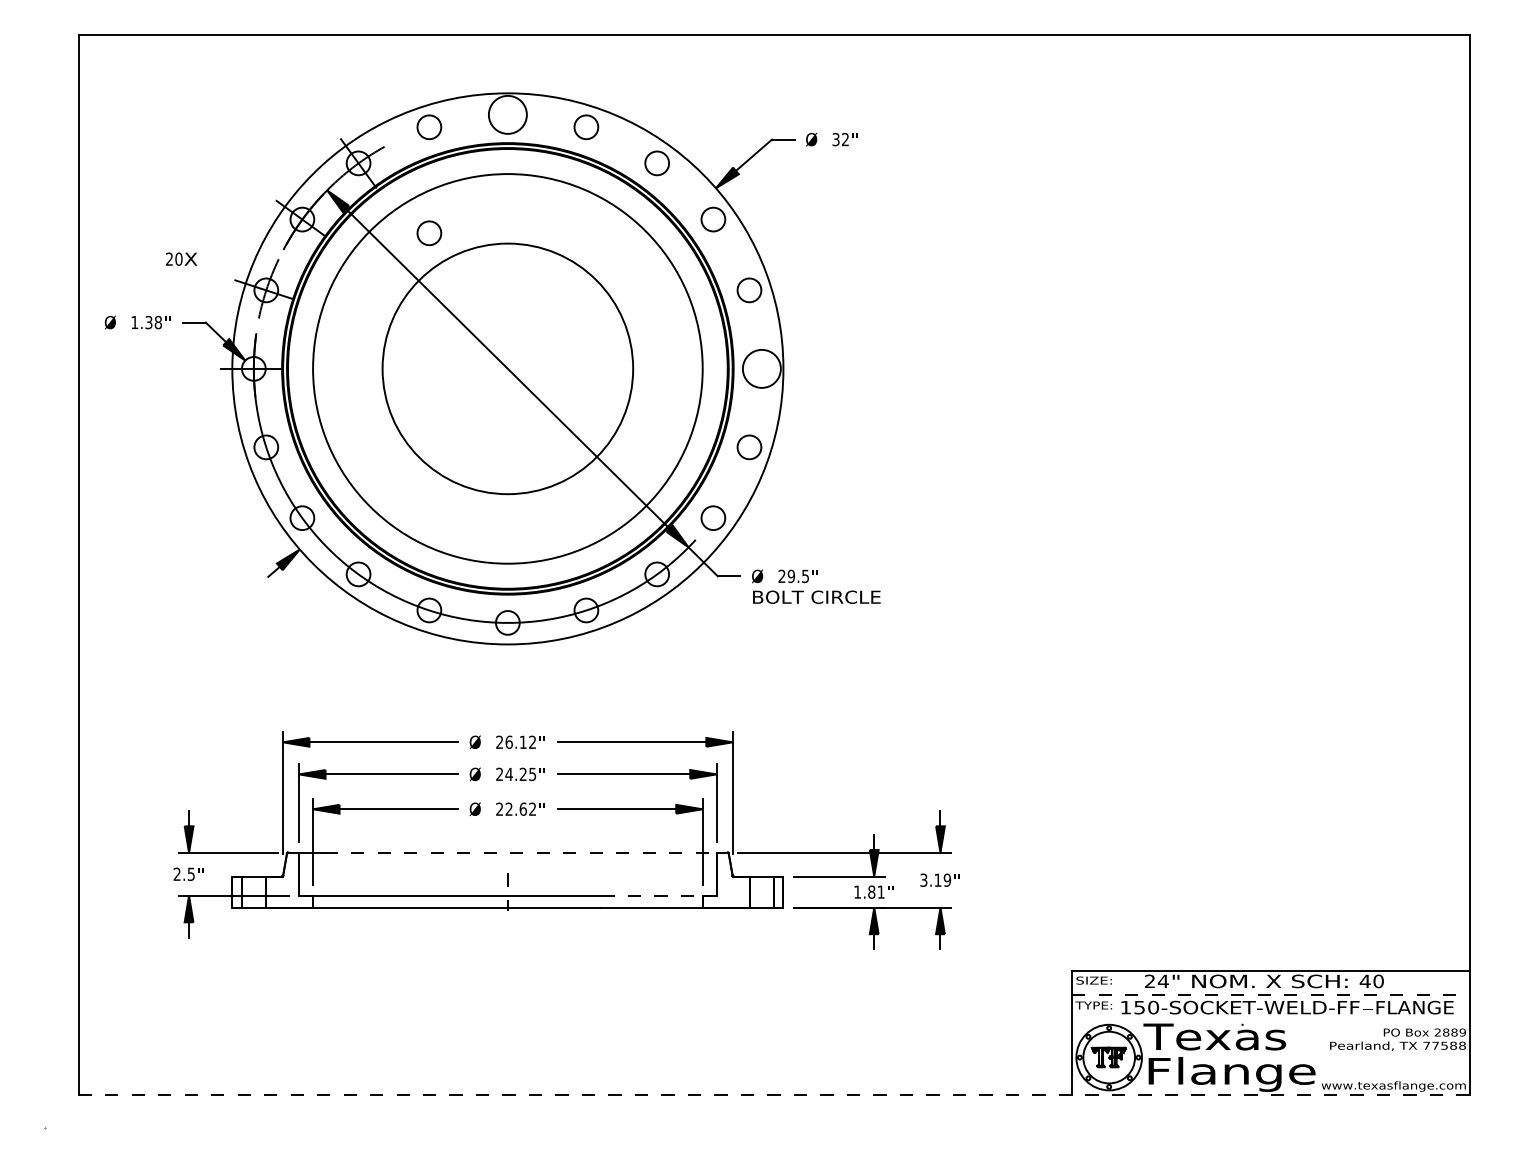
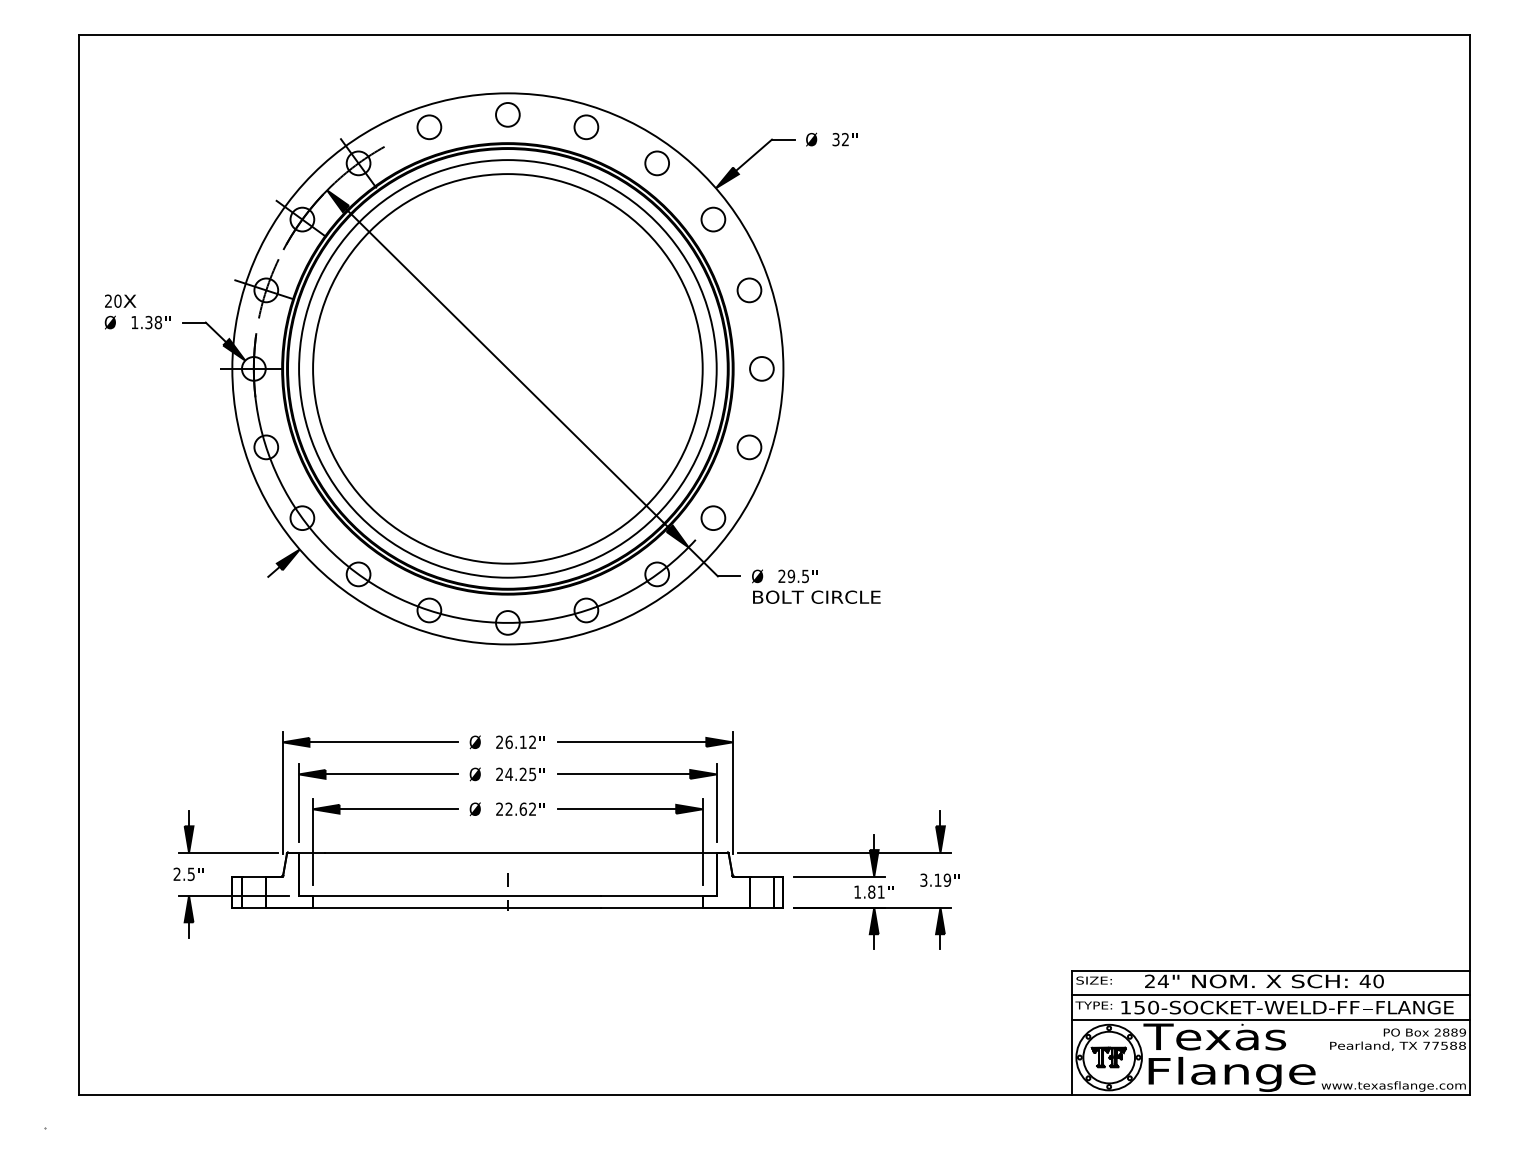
circle diameter: 38 px -> 24 px (507, 114)
circle: present -> none (429, 233)
text position: (181, 258) -> (120, 300) (120, 300)
circle diameter: 251 px -> 418 px (507, 368)
circle diameter: 38 px -> 24 px (761, 368)
line: dashed -> solid (521, 852)
line: dashed -> solid (652, 895)
line: dashed -> solid (1270, 995)
line: none -> present (1270, 1020)
line: dashed -> solid (774, 1094)
